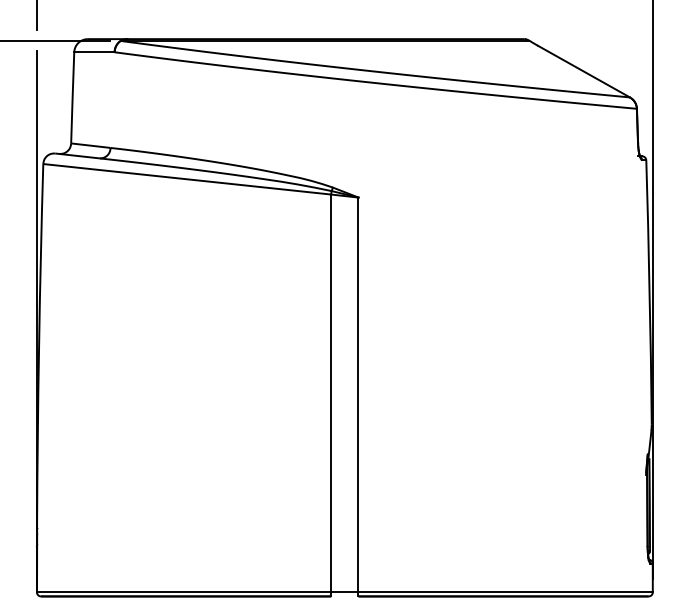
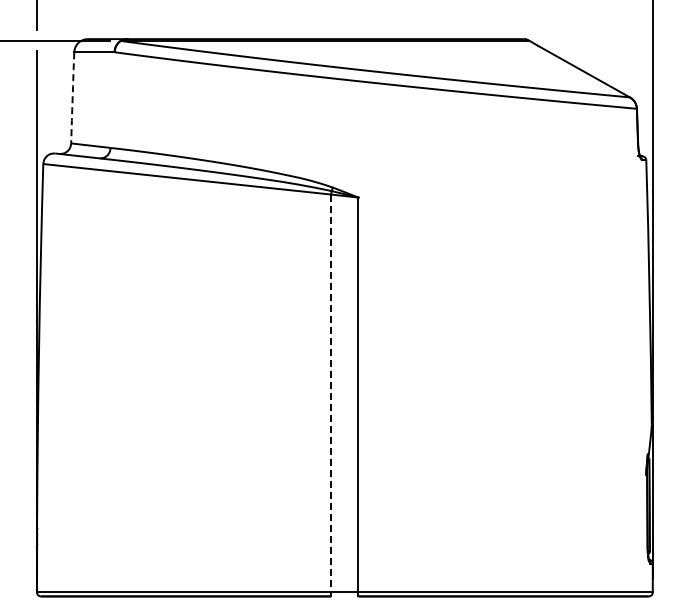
arc: solid -> dashed (72, 97)
line: solid -> dashed (331, 393)
